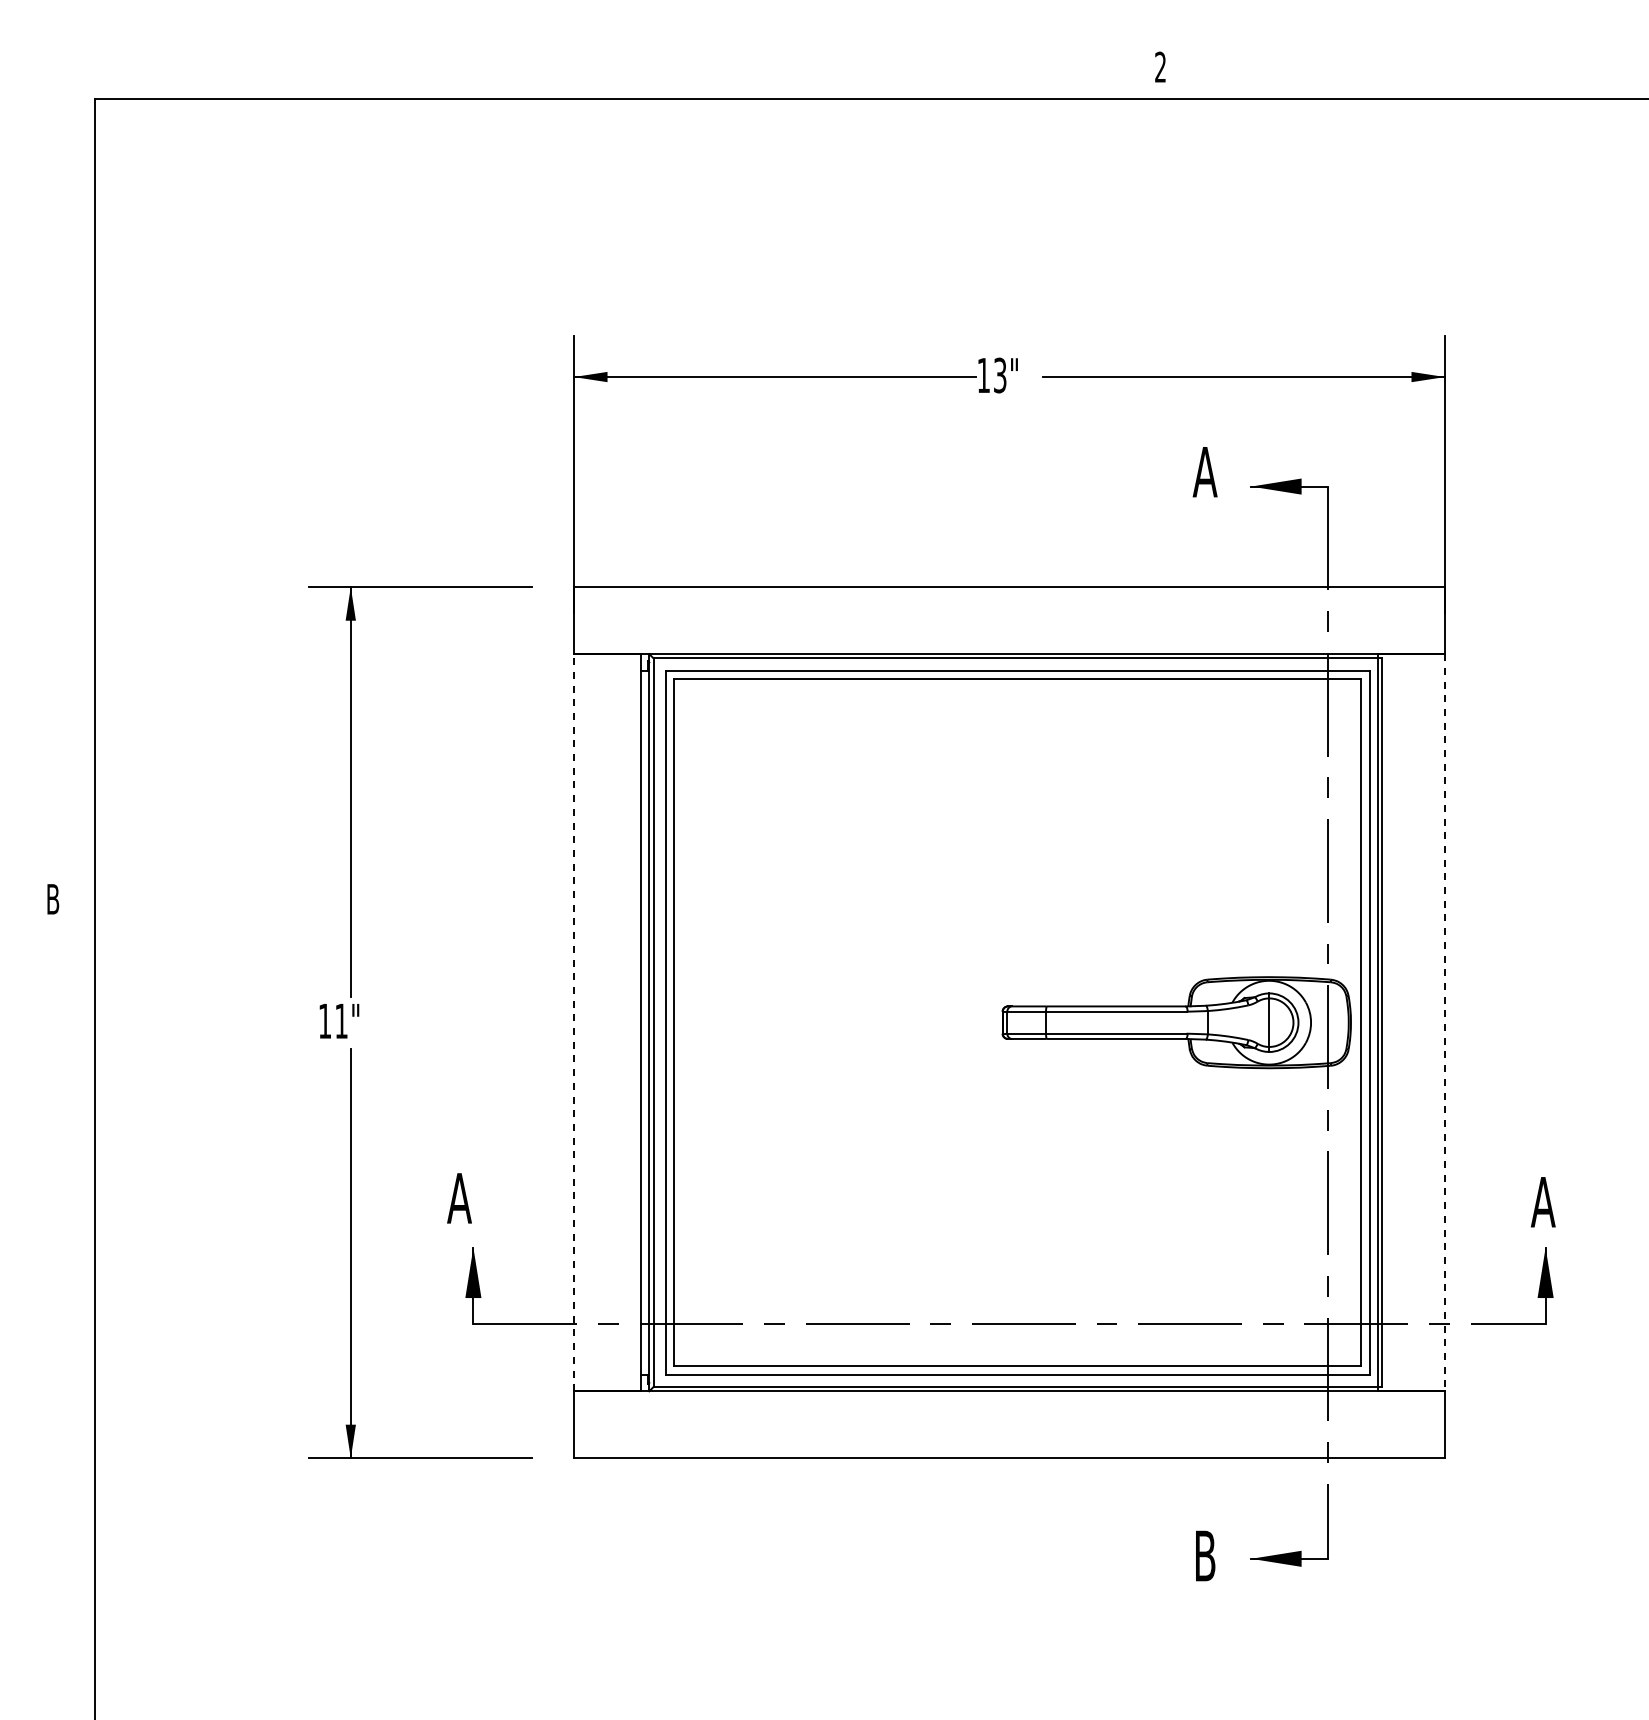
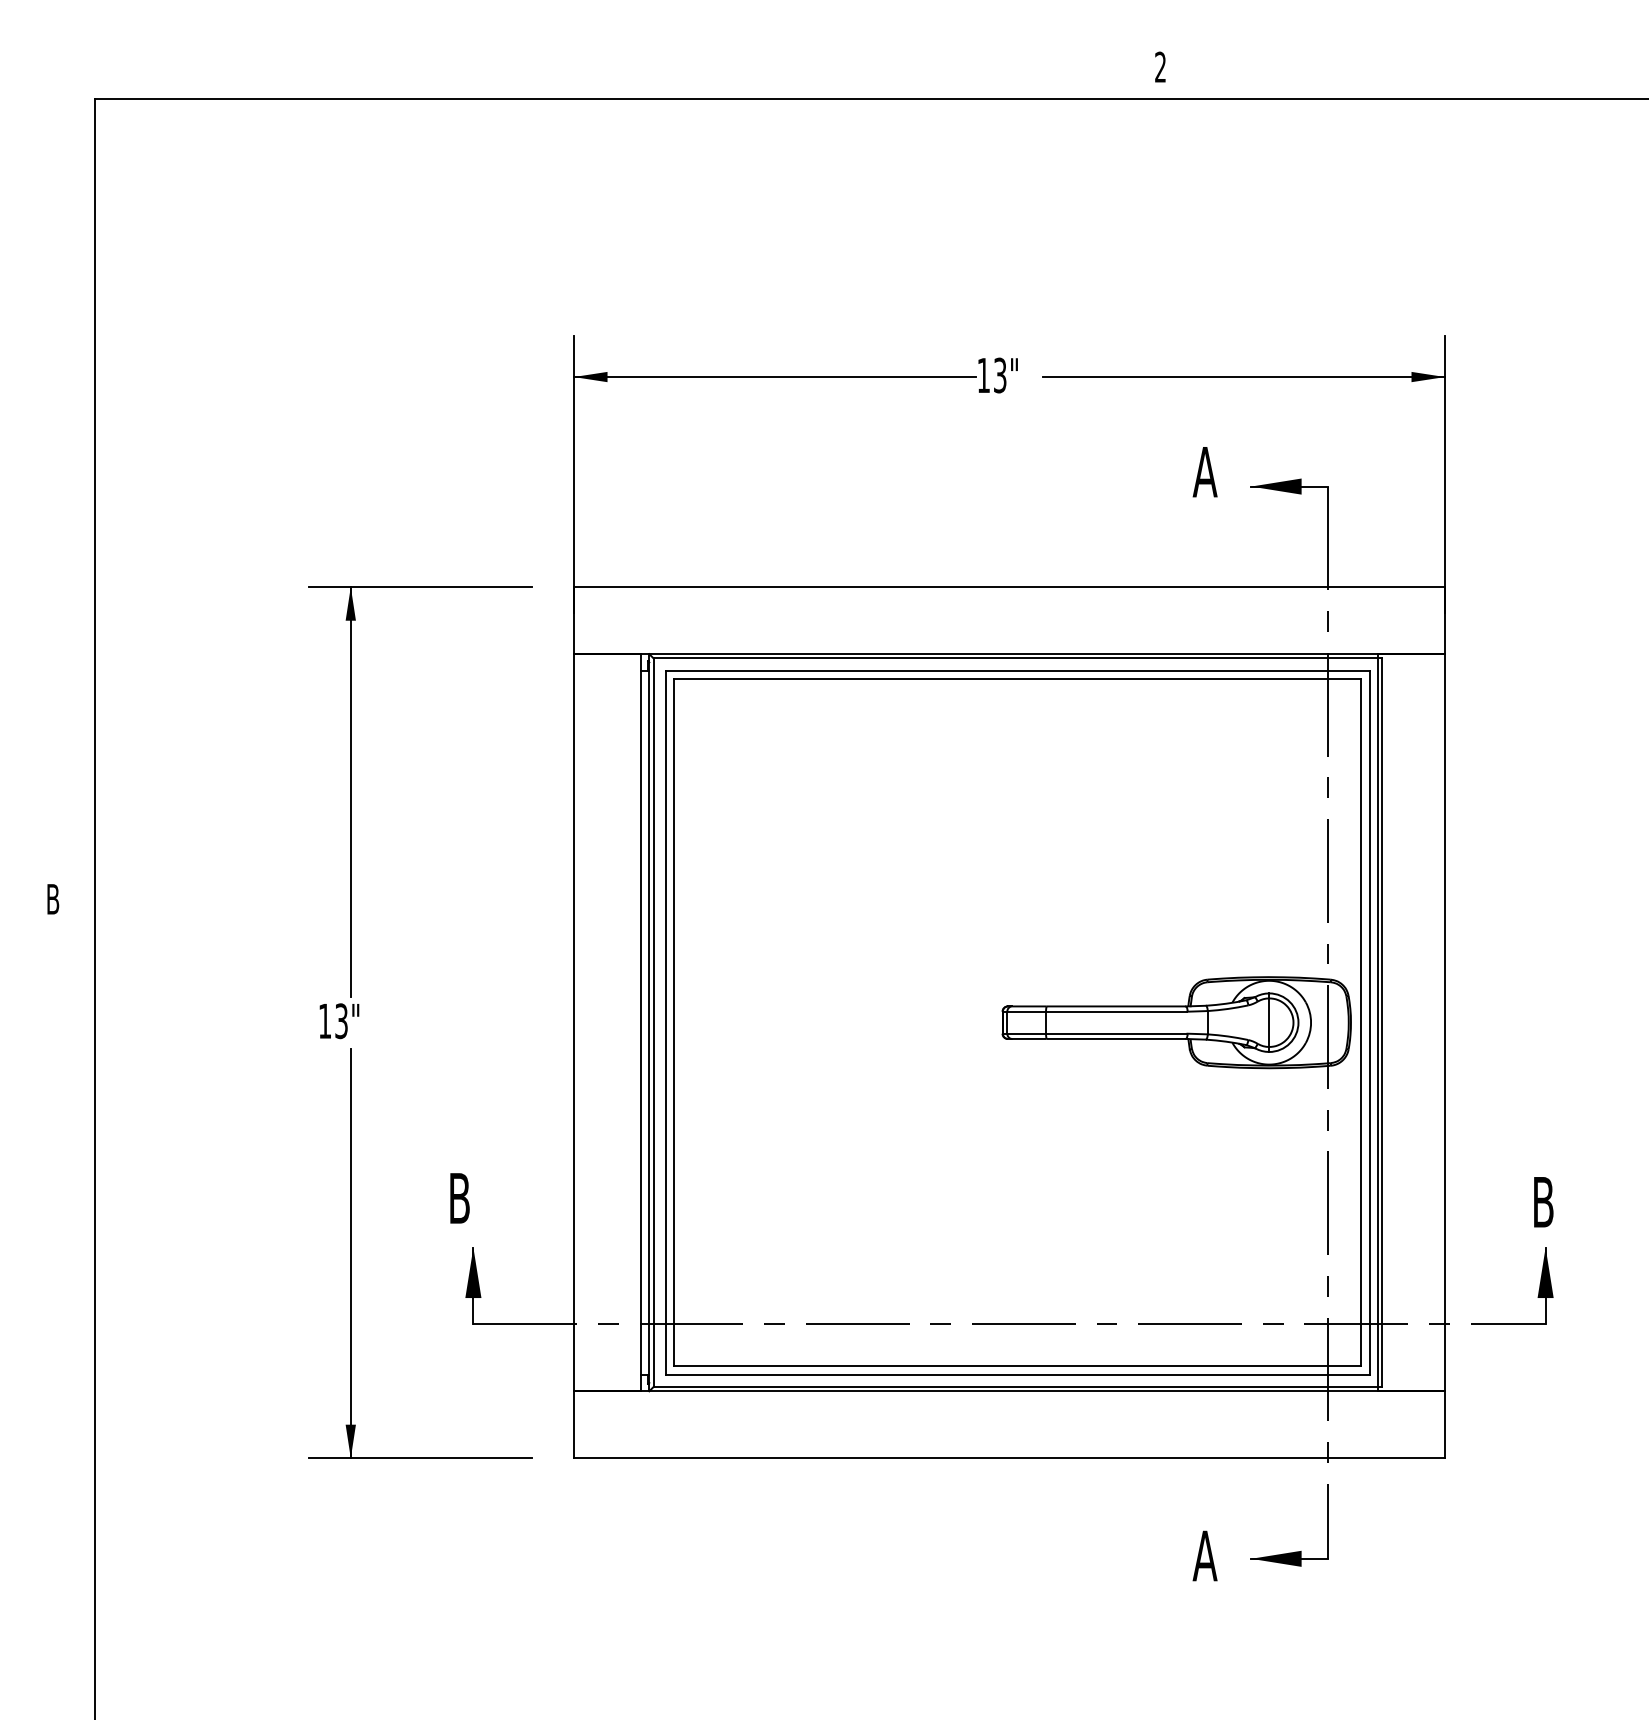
text: 11" -> 13" (341, 1021)
line: dashed -> solid (573, 1022)
line: dashed -> solid (1445, 1022)
text: A -> B (459, 1198)
text: A -> B (1542, 1202)
text: B -> A (1204, 1555)
